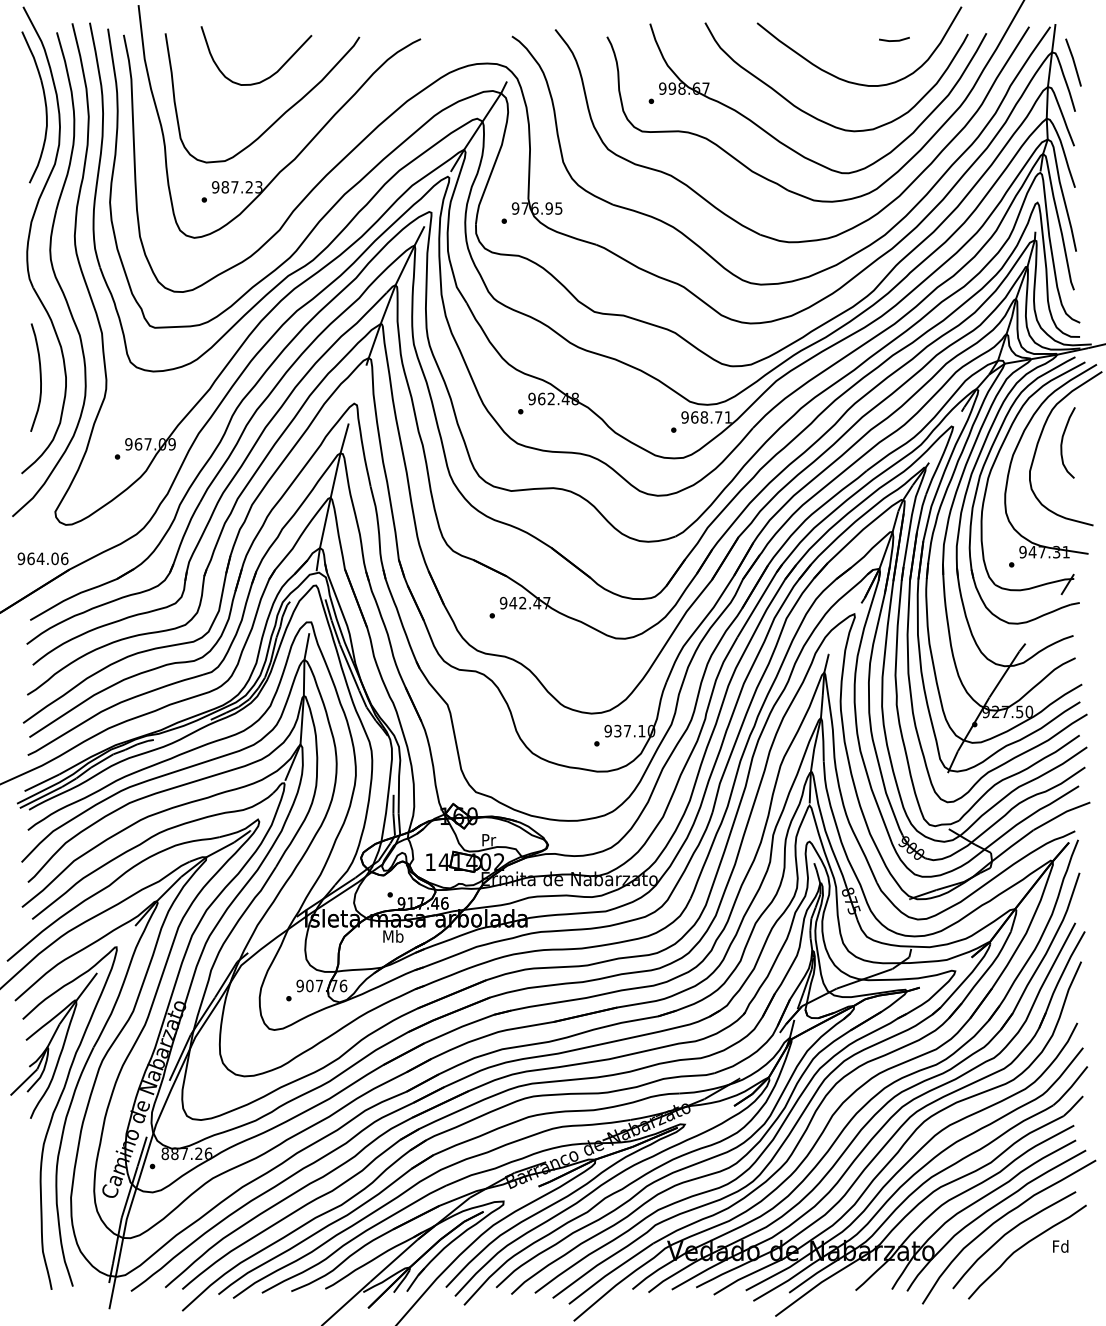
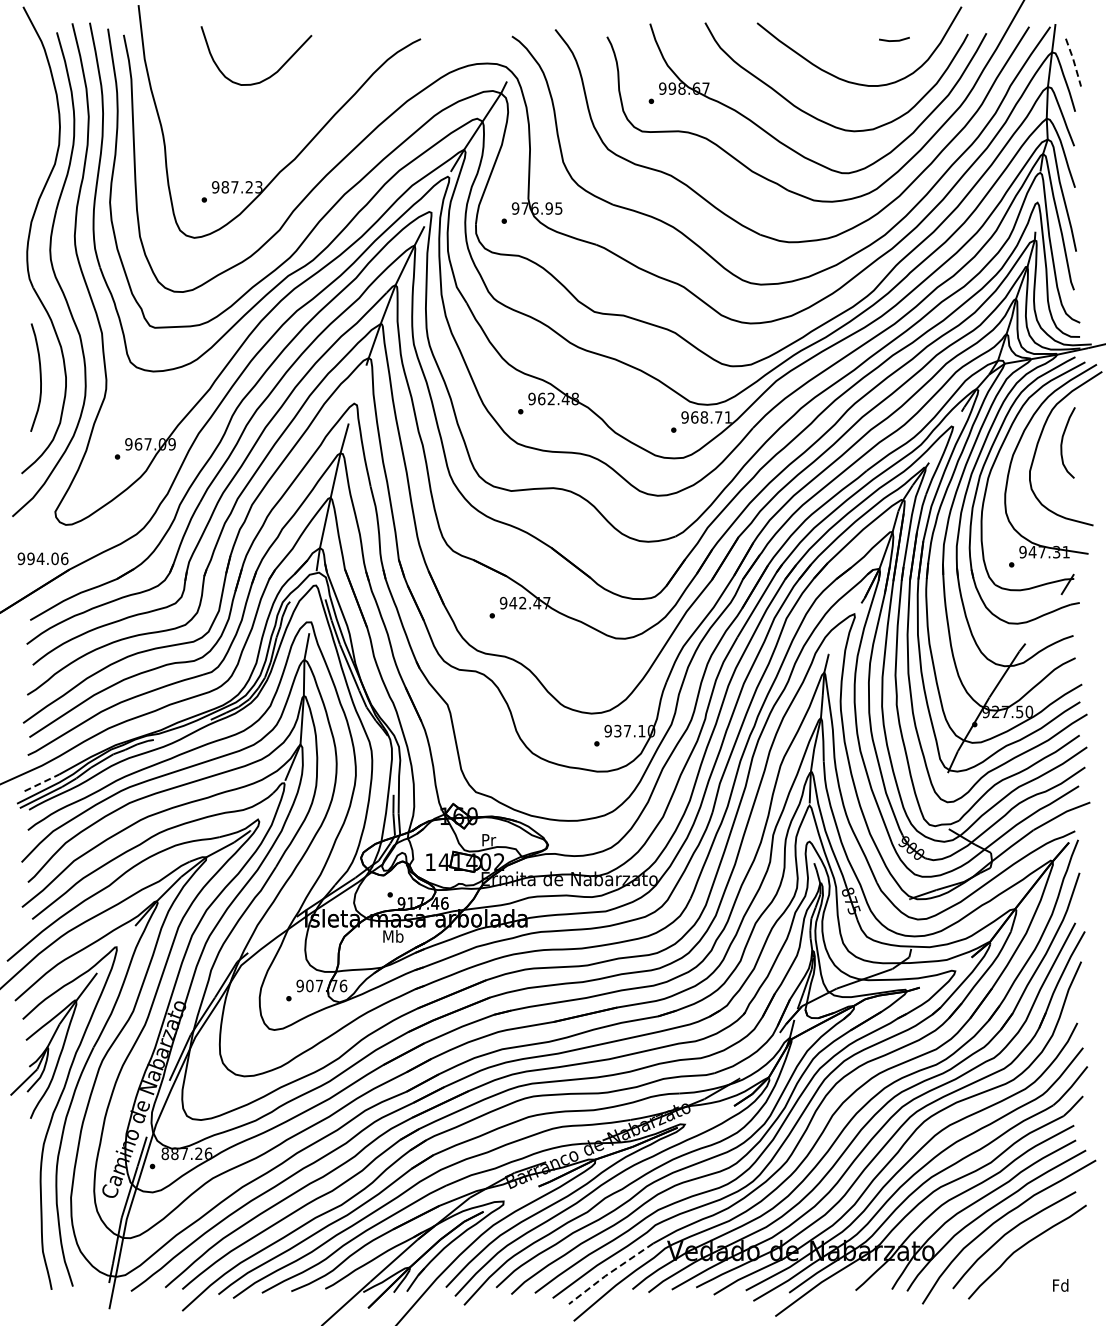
line: solid -> dashed (1074, 61)
part: present -> none (44, 103)
curve: present -> none (280, 115)
text: 964.06 -> 994.06 (30, 558)
line: solid -> dashed (42, 782)
text position: (1060, 1246) -> (1060, 1285) (1060, 1285)
line: solid -> dashed (610, 1272)
